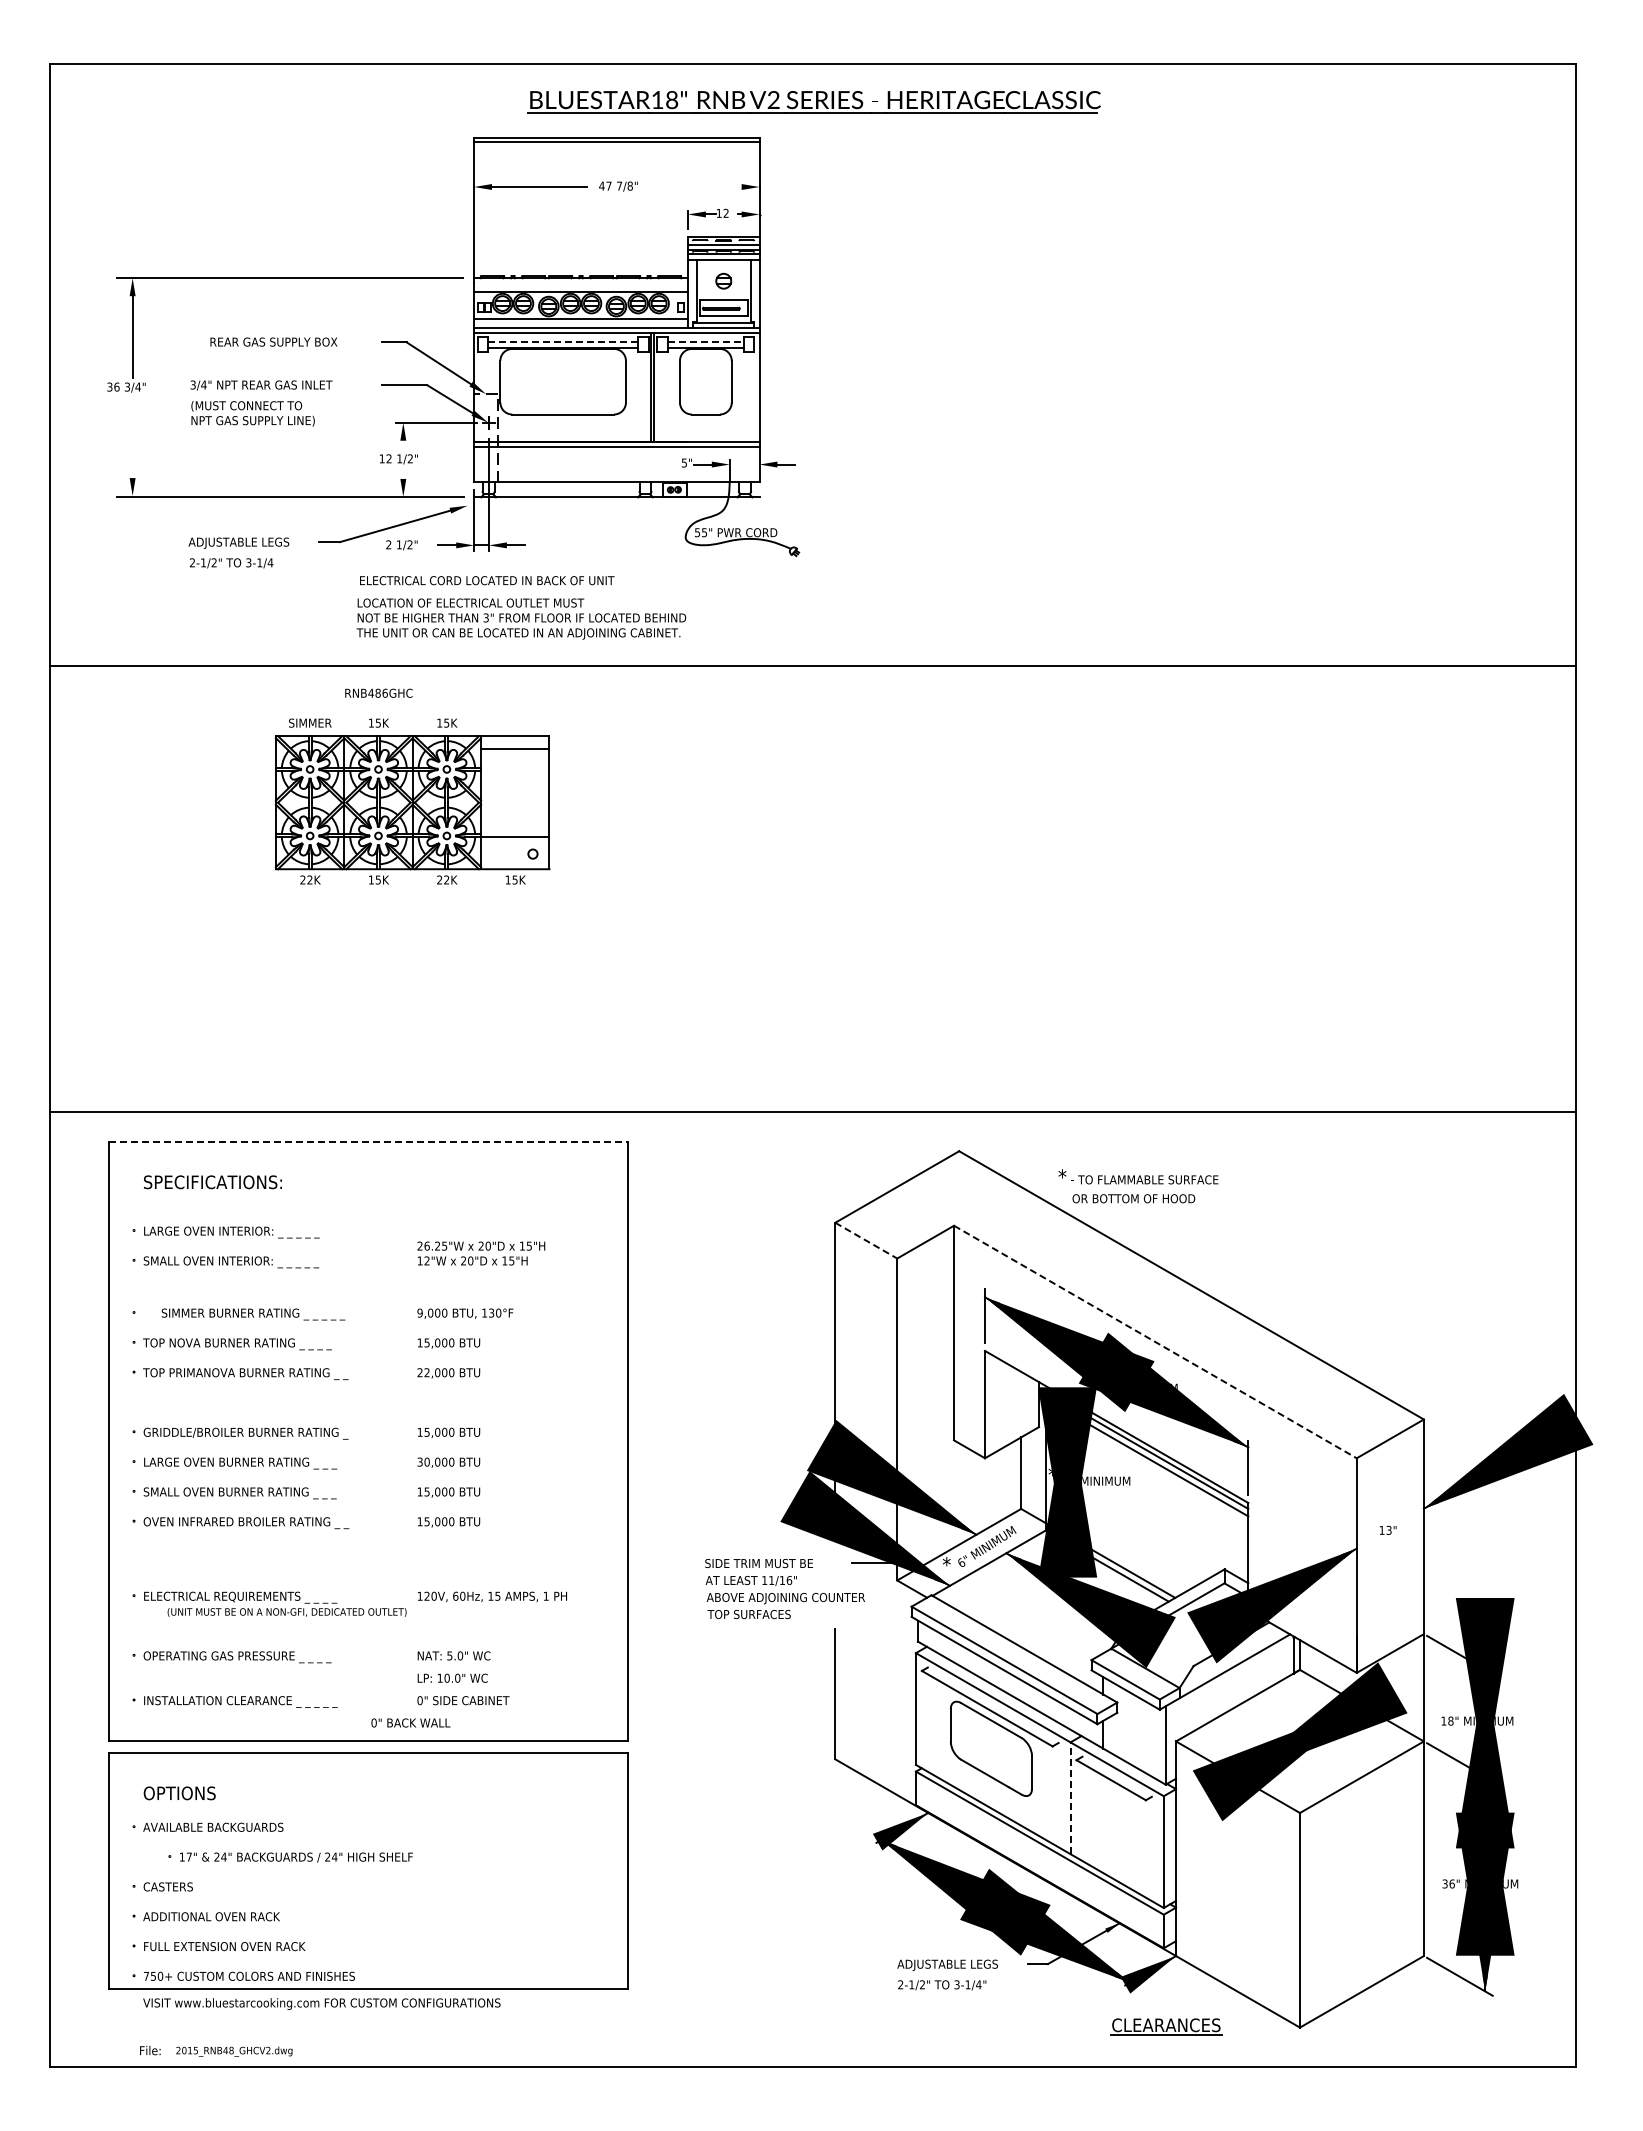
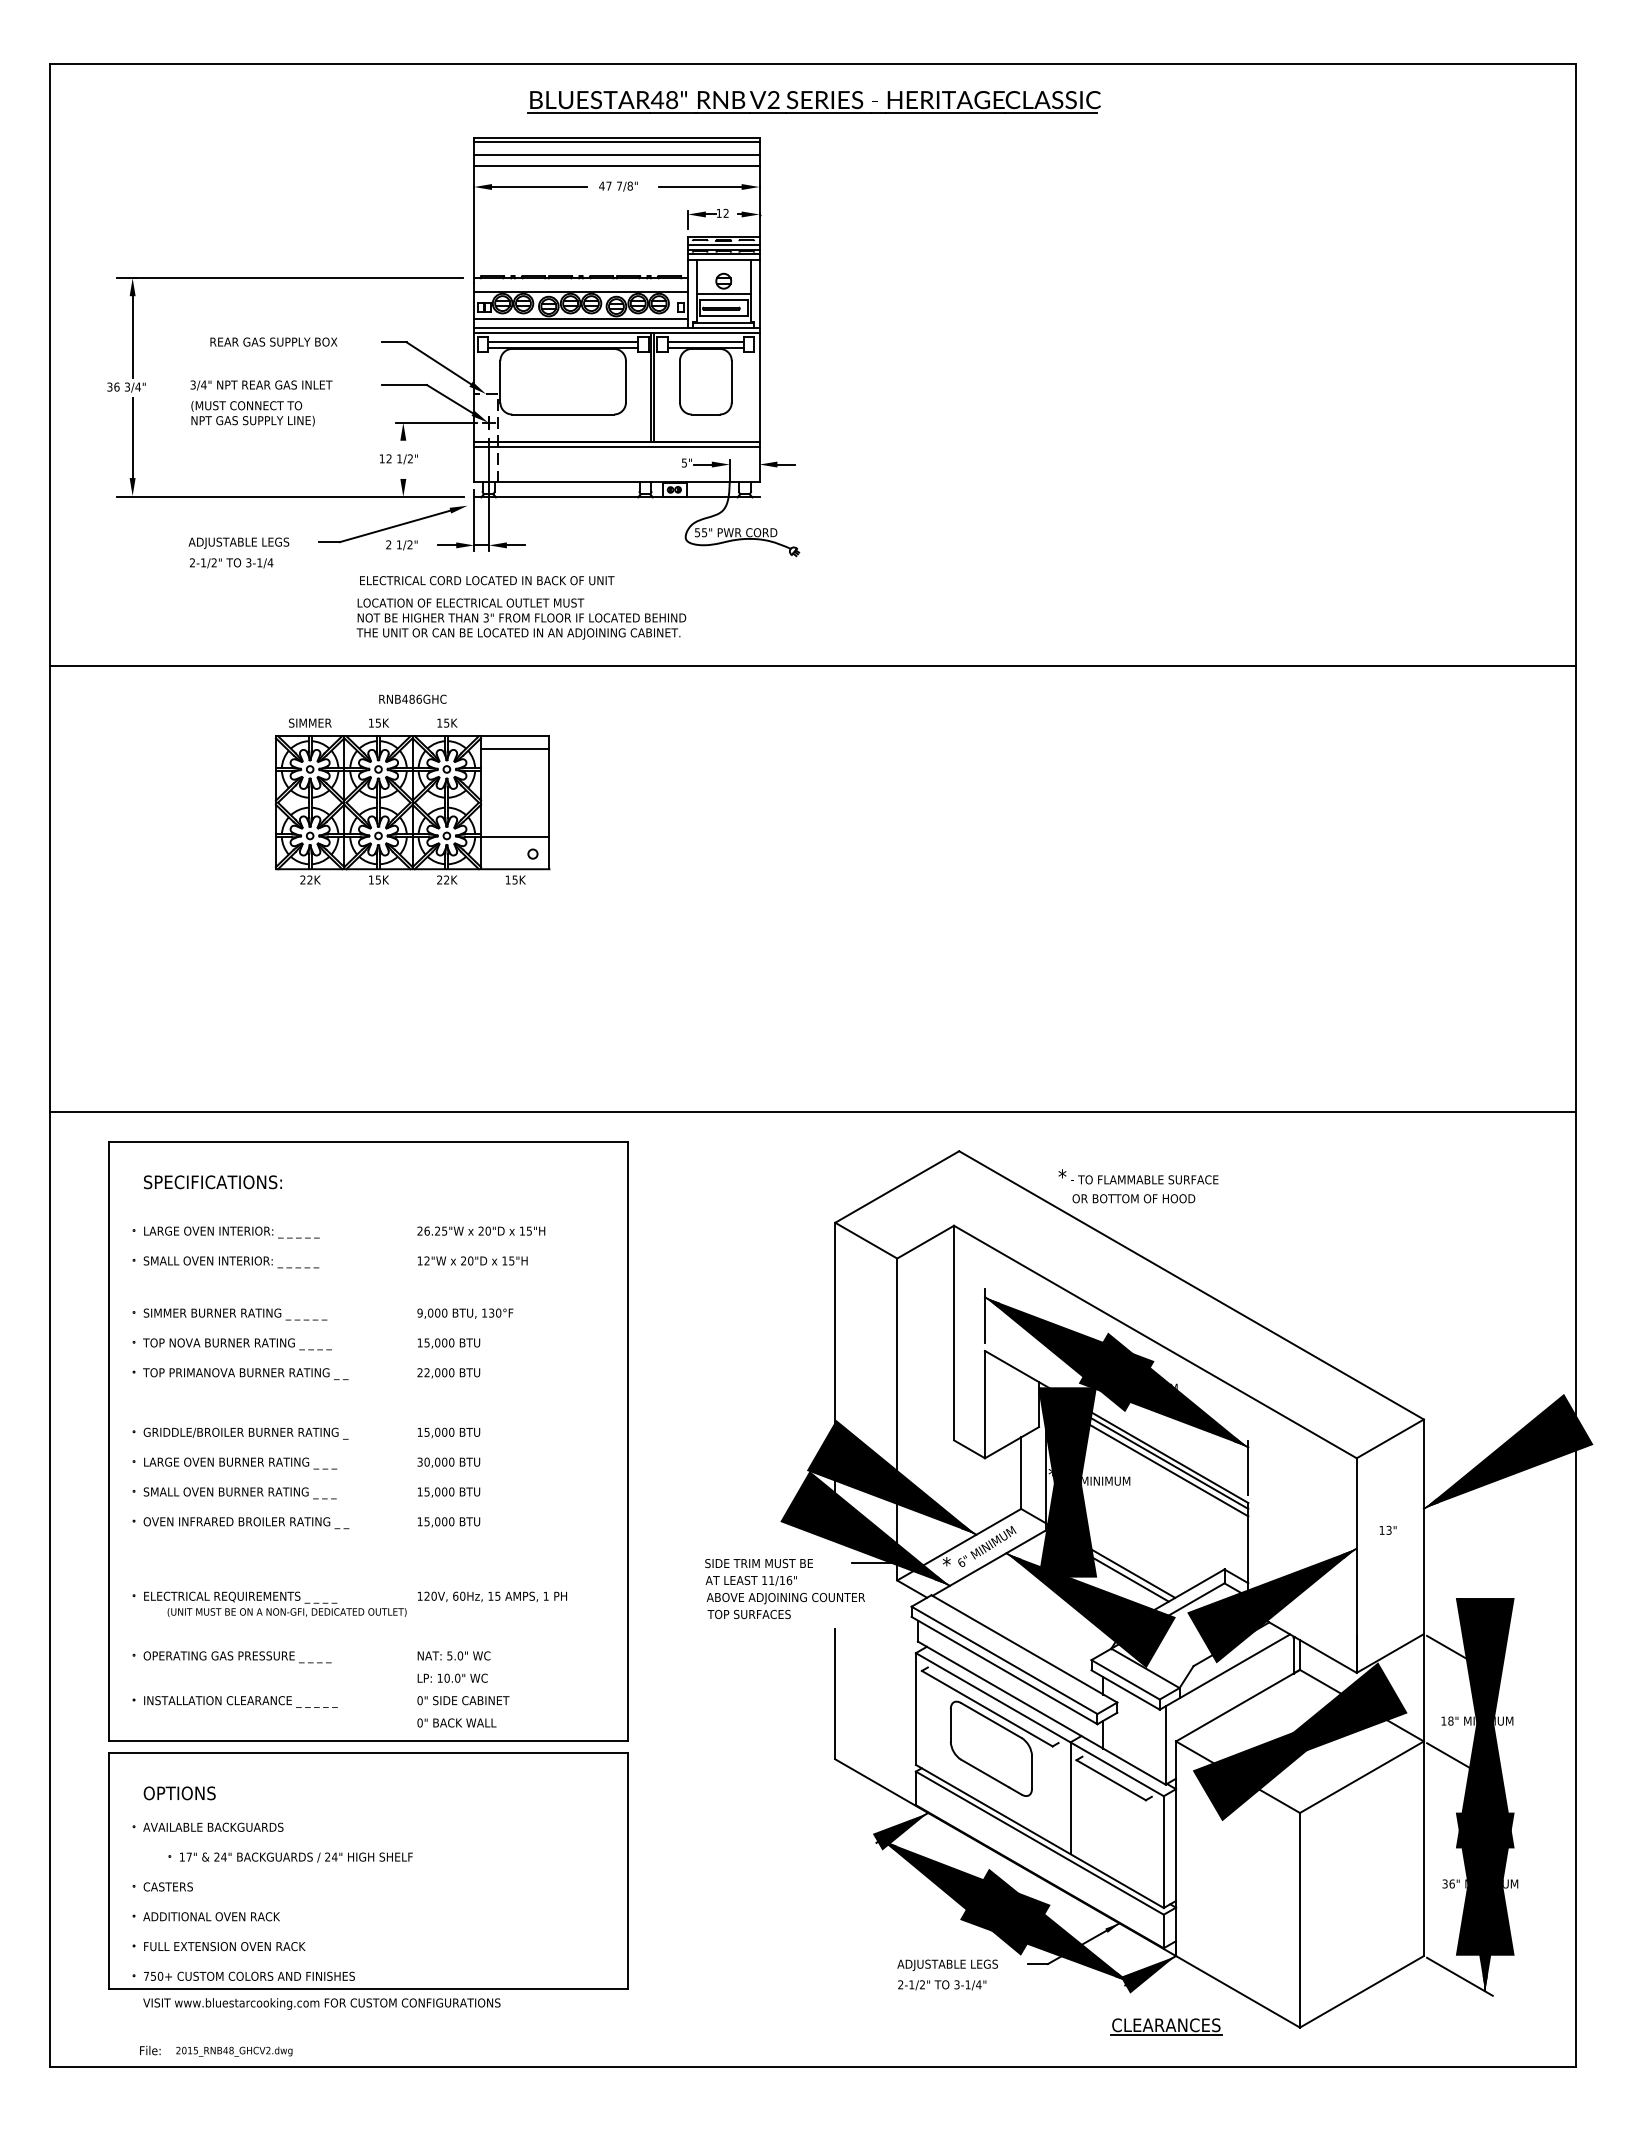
text: 18" -> 48" (657, 99)
line: none -> present (616, 154)
line: none -> present (616, 166)
line: none -> present (700, 187)
line: none -> present (723, 293)
line: dashed -> solid (563, 341)
line: dashed -> solid (706, 341)
line: none -> present (132, 437)
text position: (378, 692) -> (412, 698) (412, 698)
line: dashed -> solid (368, 1141)
line: dashed -> solid (866, 1240)
text position: (481, 1245) -> (481, 1230) (481, 1230)
text position: (253, 1314) -> (235, 1314) (235, 1314)
line: dashed -> solid (1155, 1342)
text position: (410, 1722) -> (456, 1722) (456, 1722)
line: dashed -> solid (1070, 1798)
